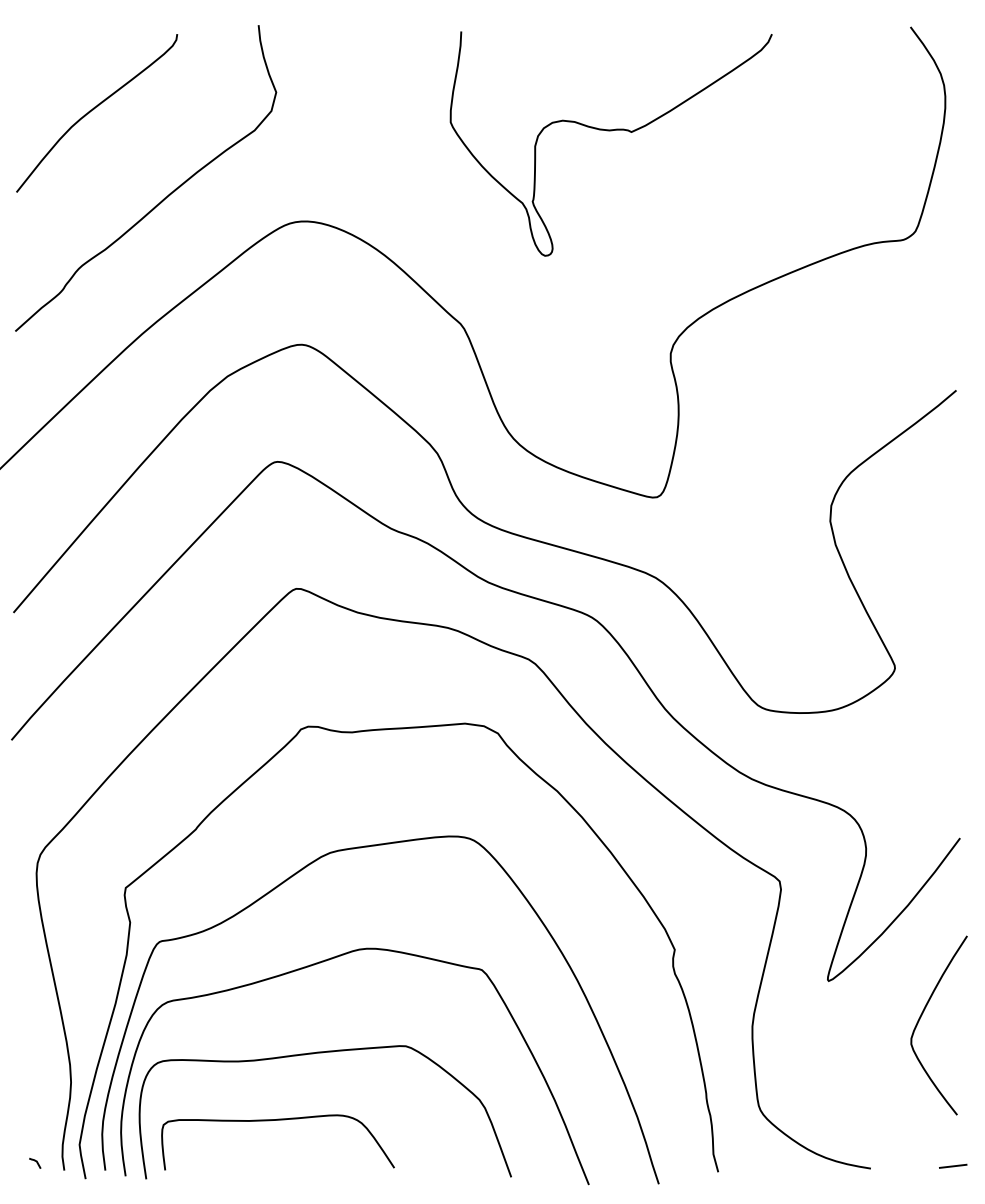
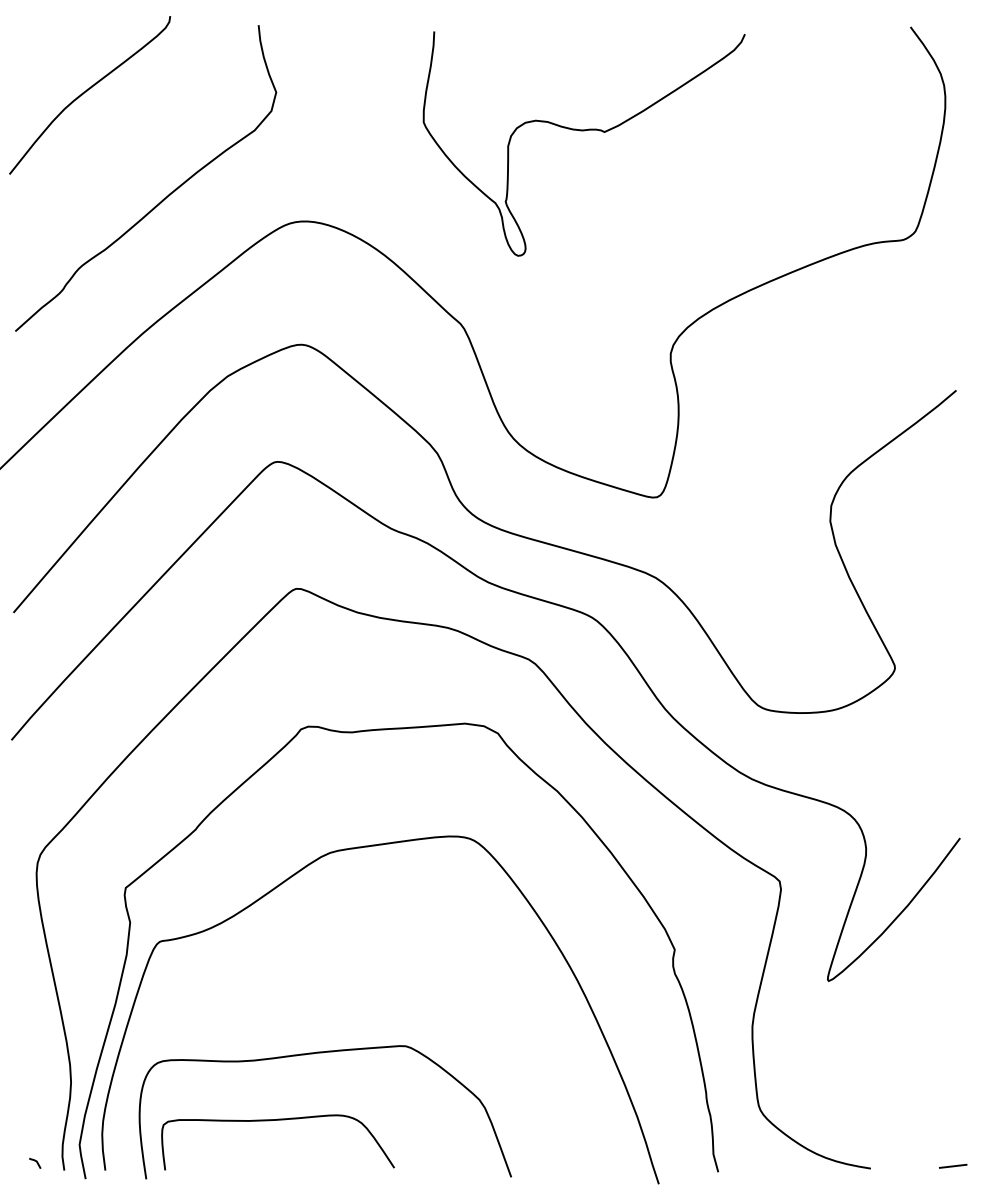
curve position: (94, 109) -> (87, 91) (87, 91)
curve position: (610, 131) -> (583, 131) (583, 131)
curve: present -> none (320, 963)
curve: present -> none (921, 1017)
